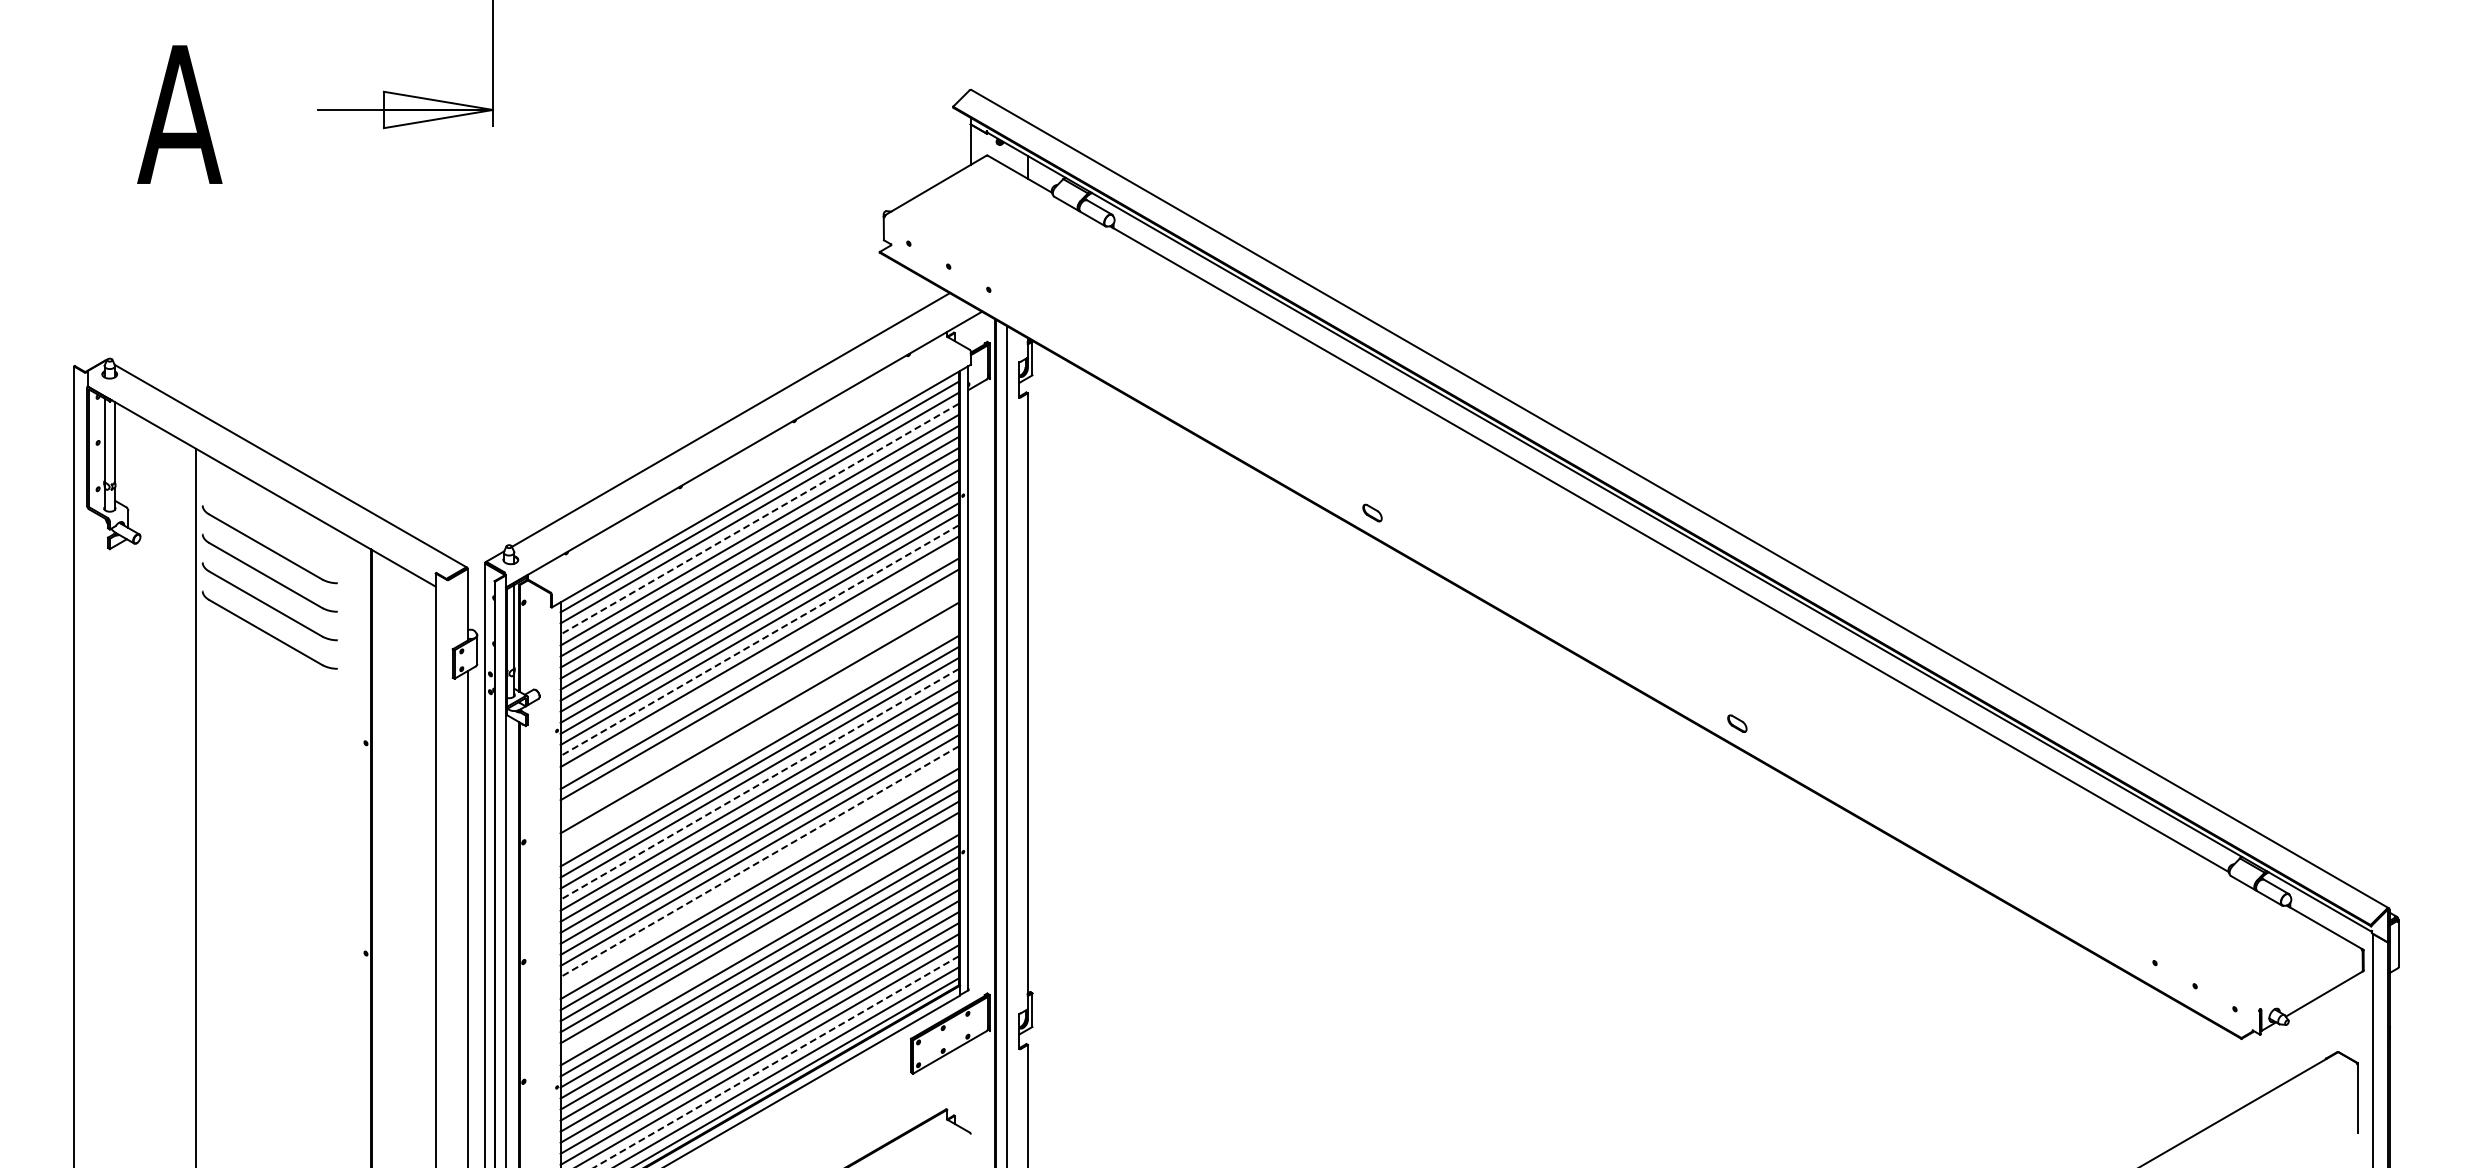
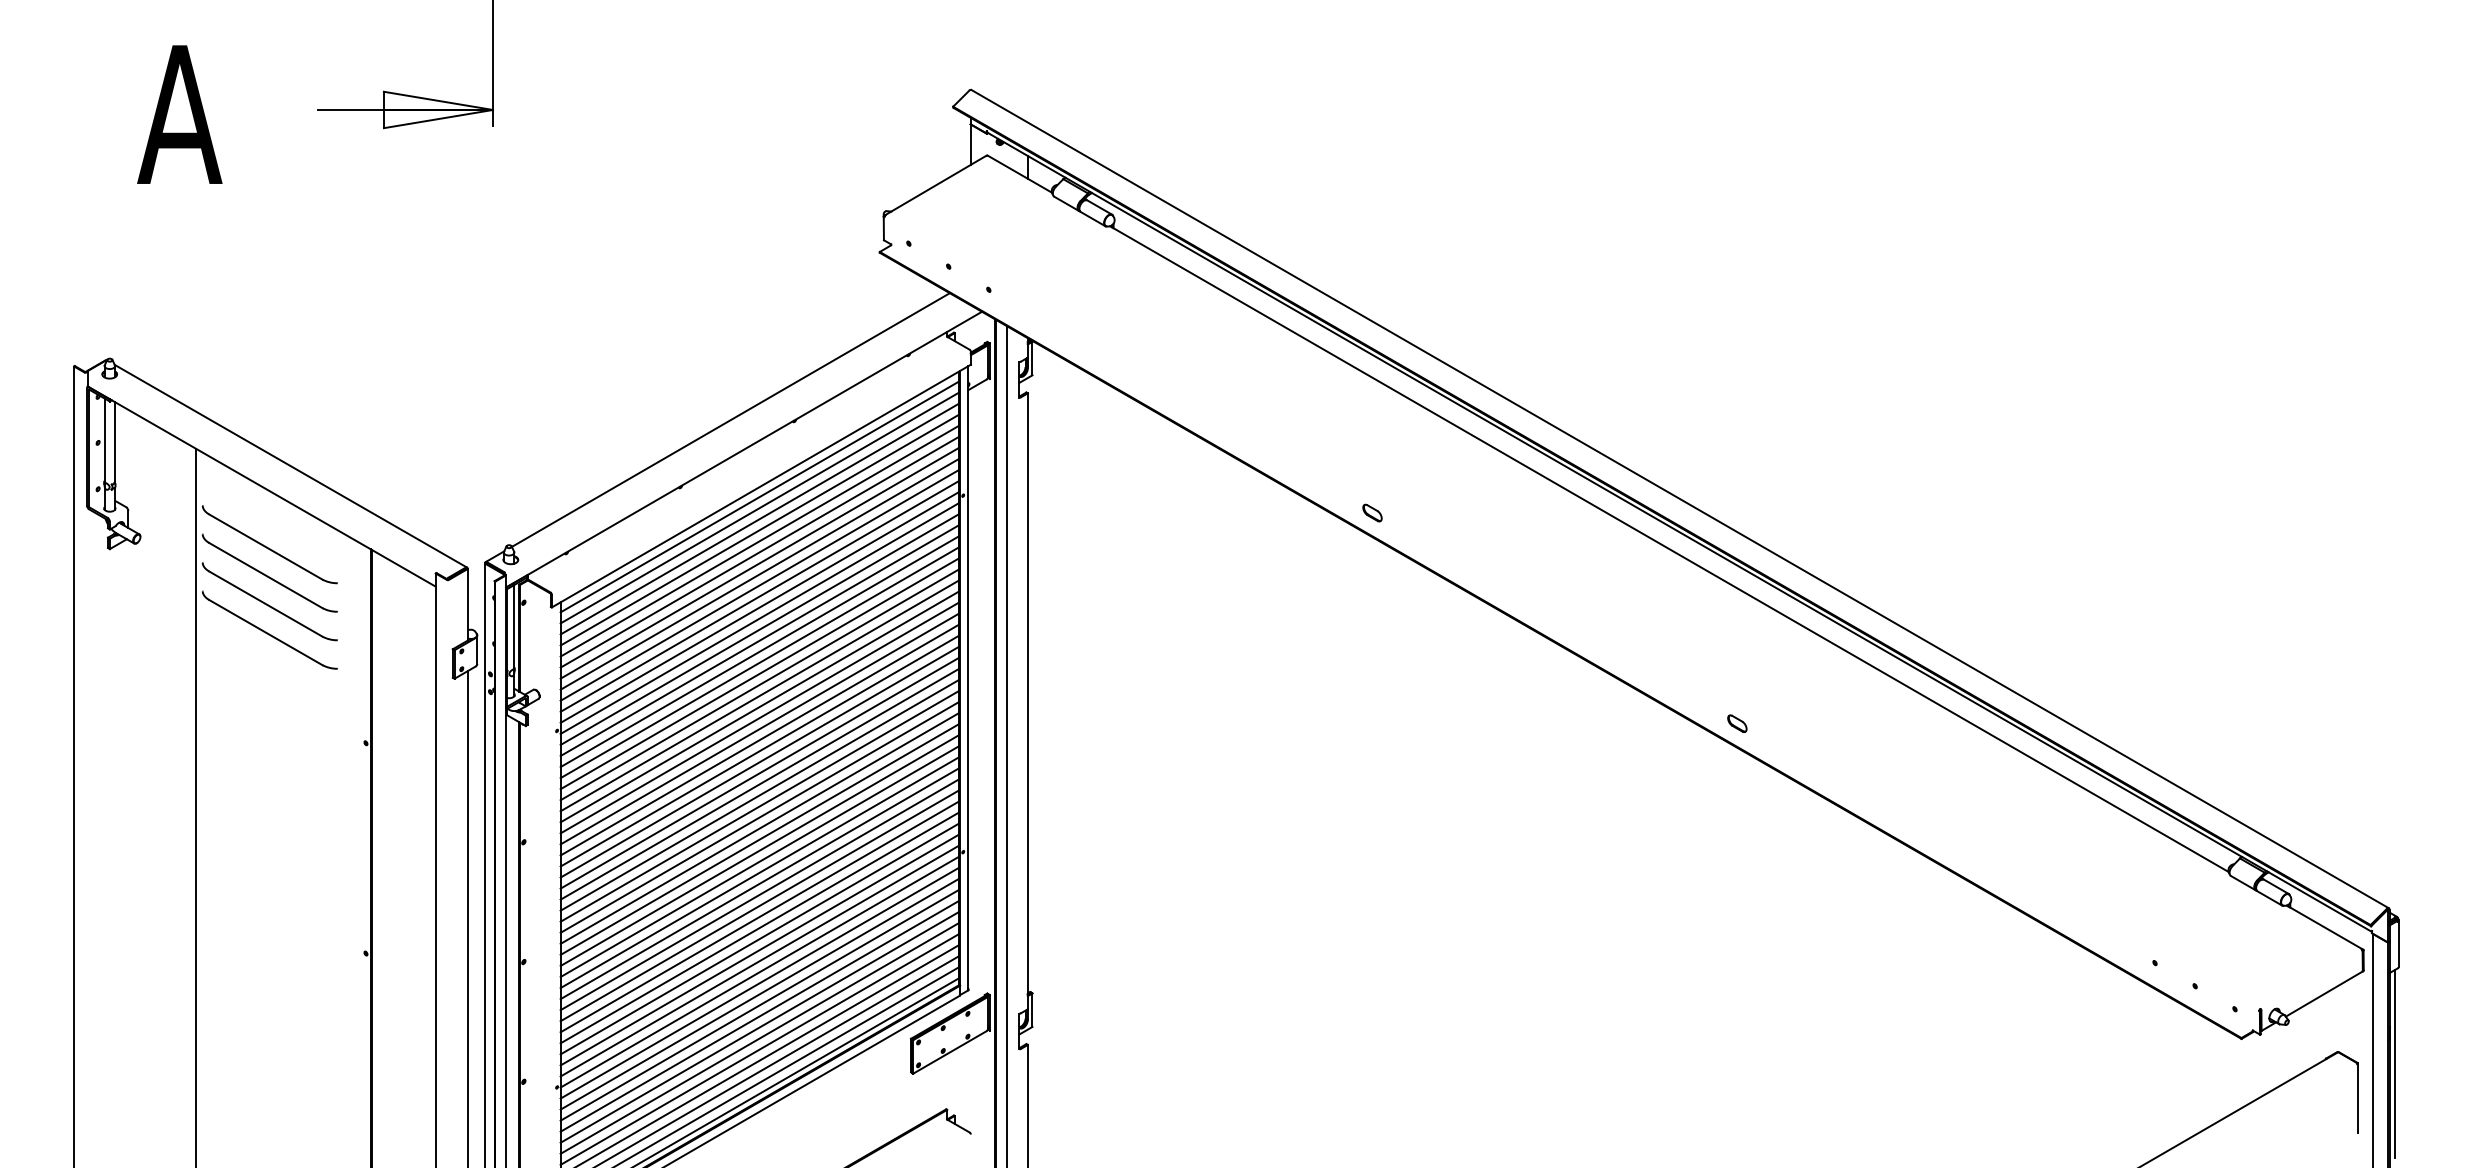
line: dashed -> solid (759, 519)
line: dashed -> solid (759, 640)
line: none -> present (759, 662)
line: none -> present (759, 695)
line: none -> present (759, 706)
line: none -> present (759, 728)
line: none -> present (759, 739)
line: dashed -> solid (759, 784)
line: dashed -> solid (759, 861)
line: none -> present (759, 872)
line: none -> present (759, 938)
line: dashed -> solid (775, 1062)
line: none -> present (2395, 1063)
